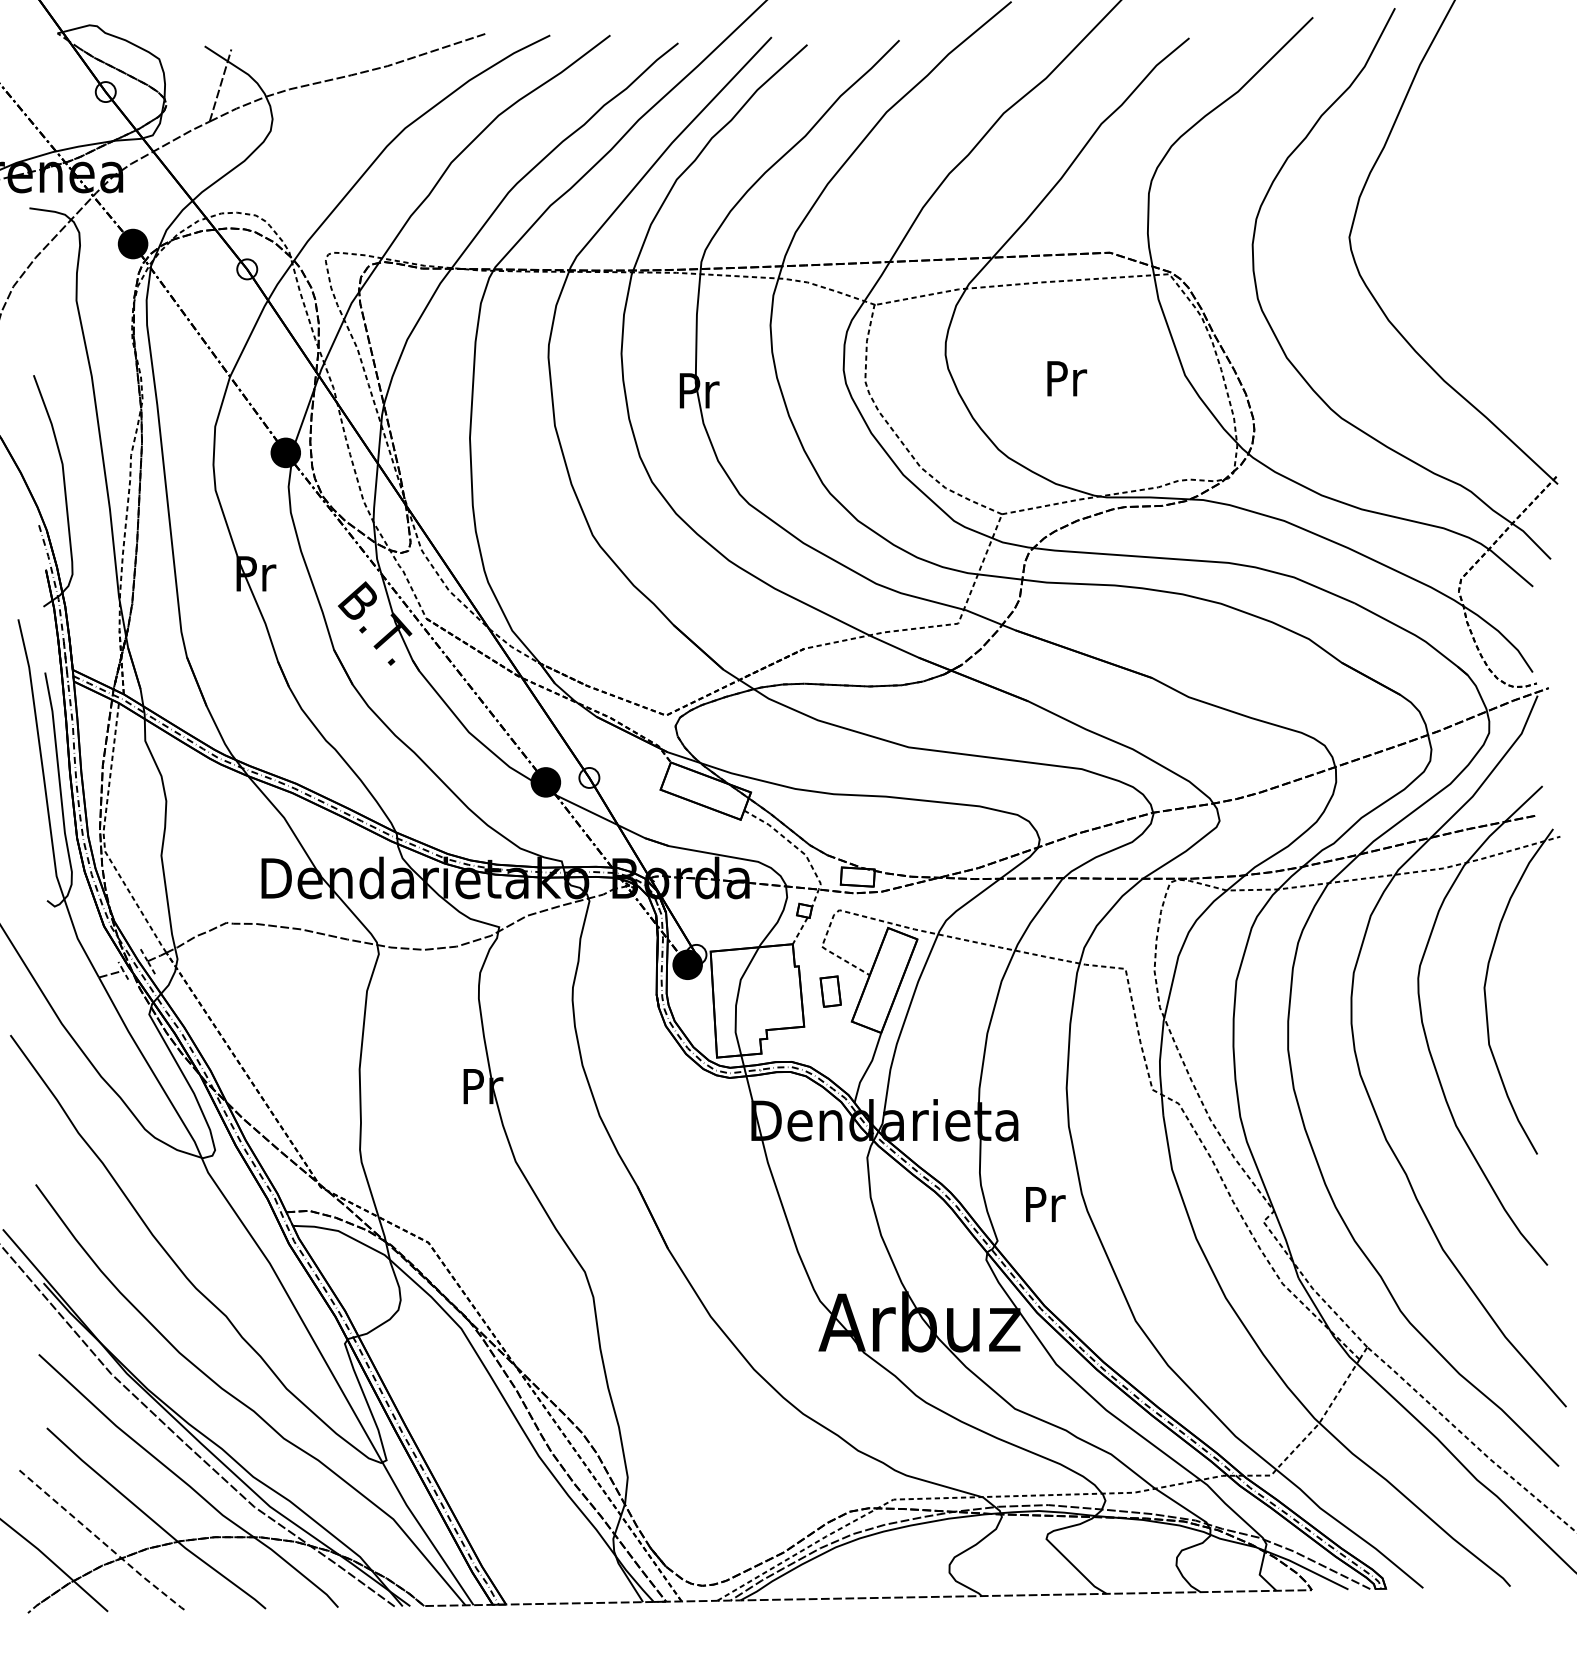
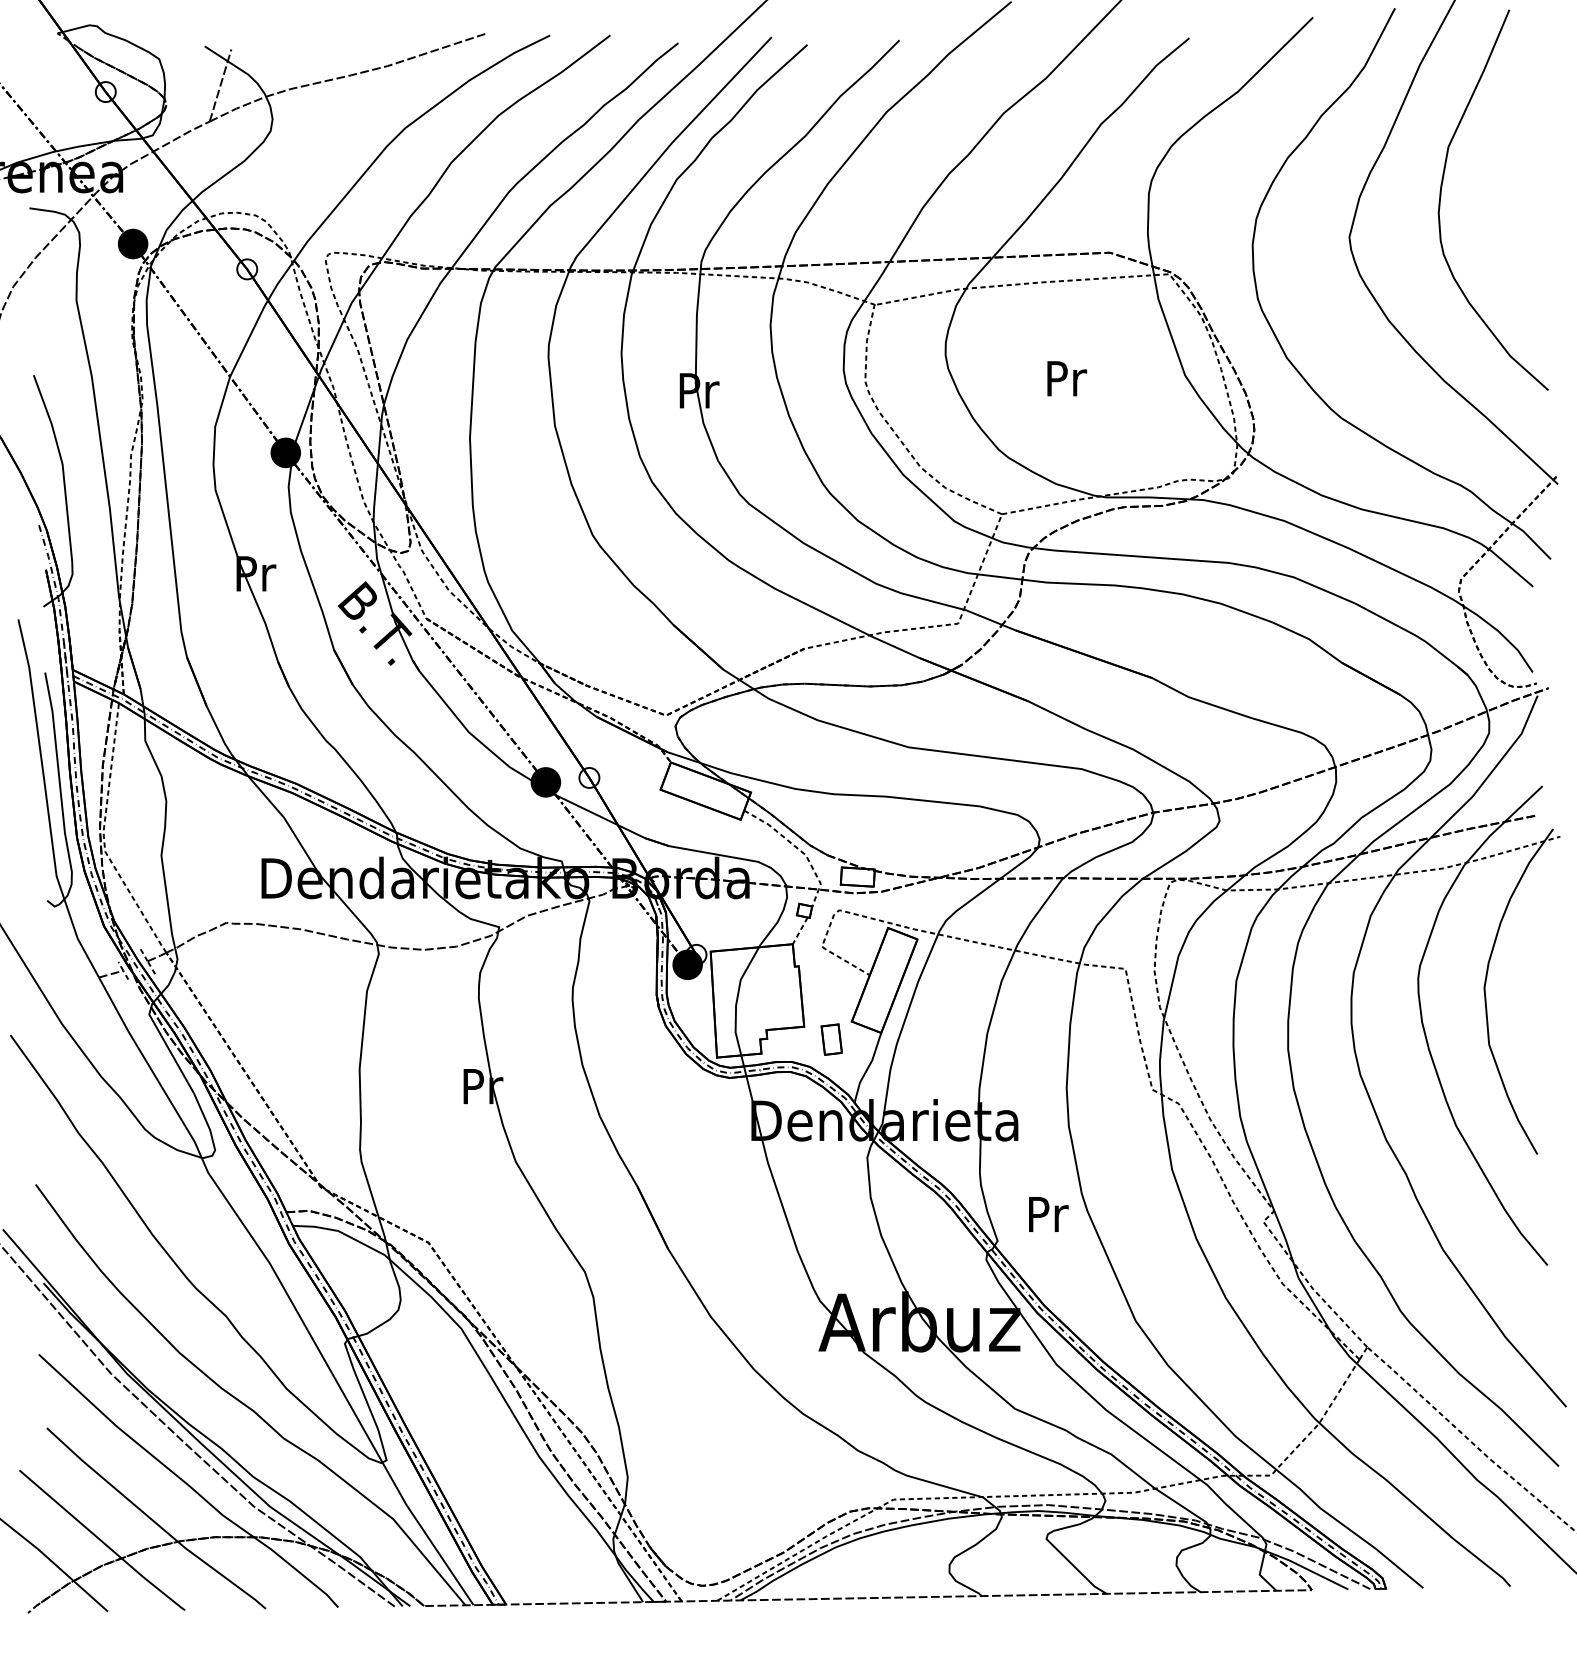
curve: none -> present (1441, 197)
part position: (830, 991) -> (831, 1039) (831, 1039)
text position: (1045, 1204) -> (1048, 1214) (1048, 1214)
line: dashed -> solid (102, 1542)
